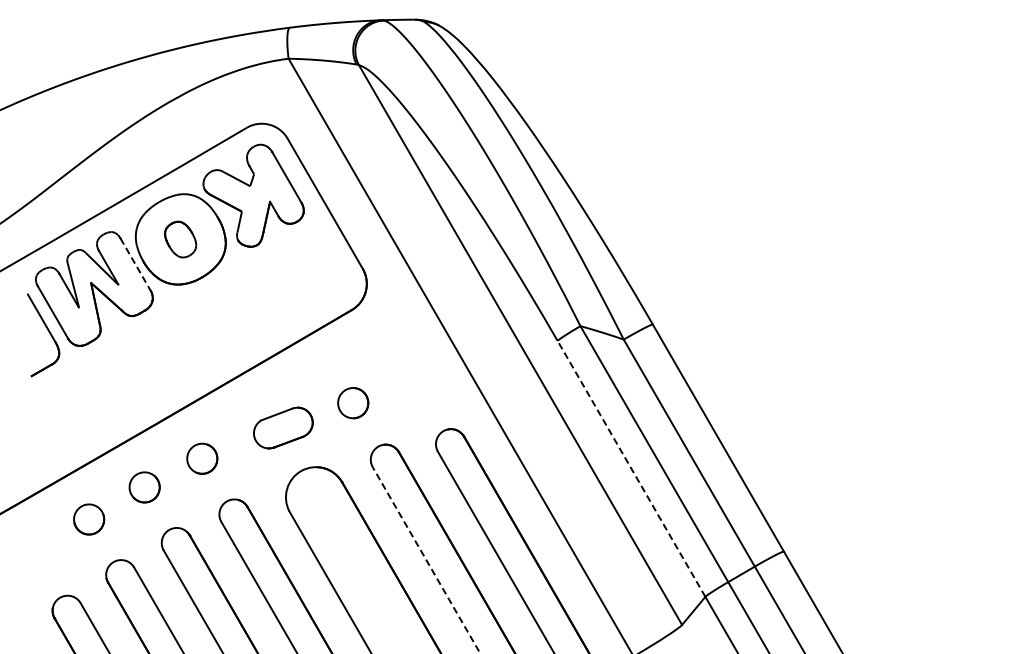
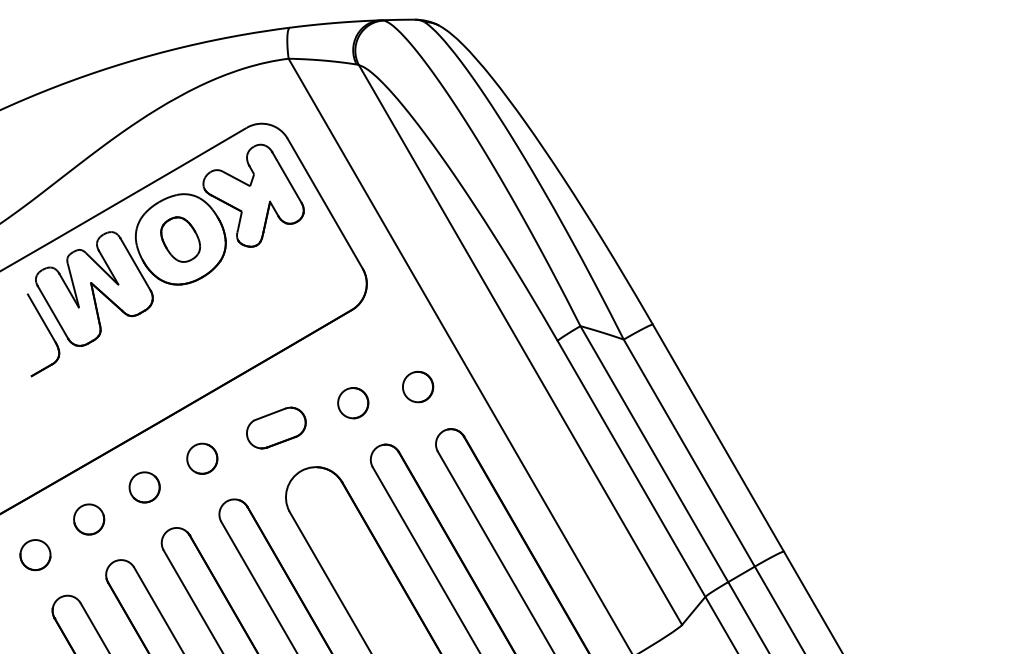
part size: 34x39 px -> 41x47 px (180, 239)
line: dashed -> solid (135, 264)
part: none -> present (418, 386)
part position: (283, 427) -> (276, 427) (276, 427)
line: dashed -> solid (631, 468)
part: none -> present (35, 555)
line: dashed -> solid (426, 559)
